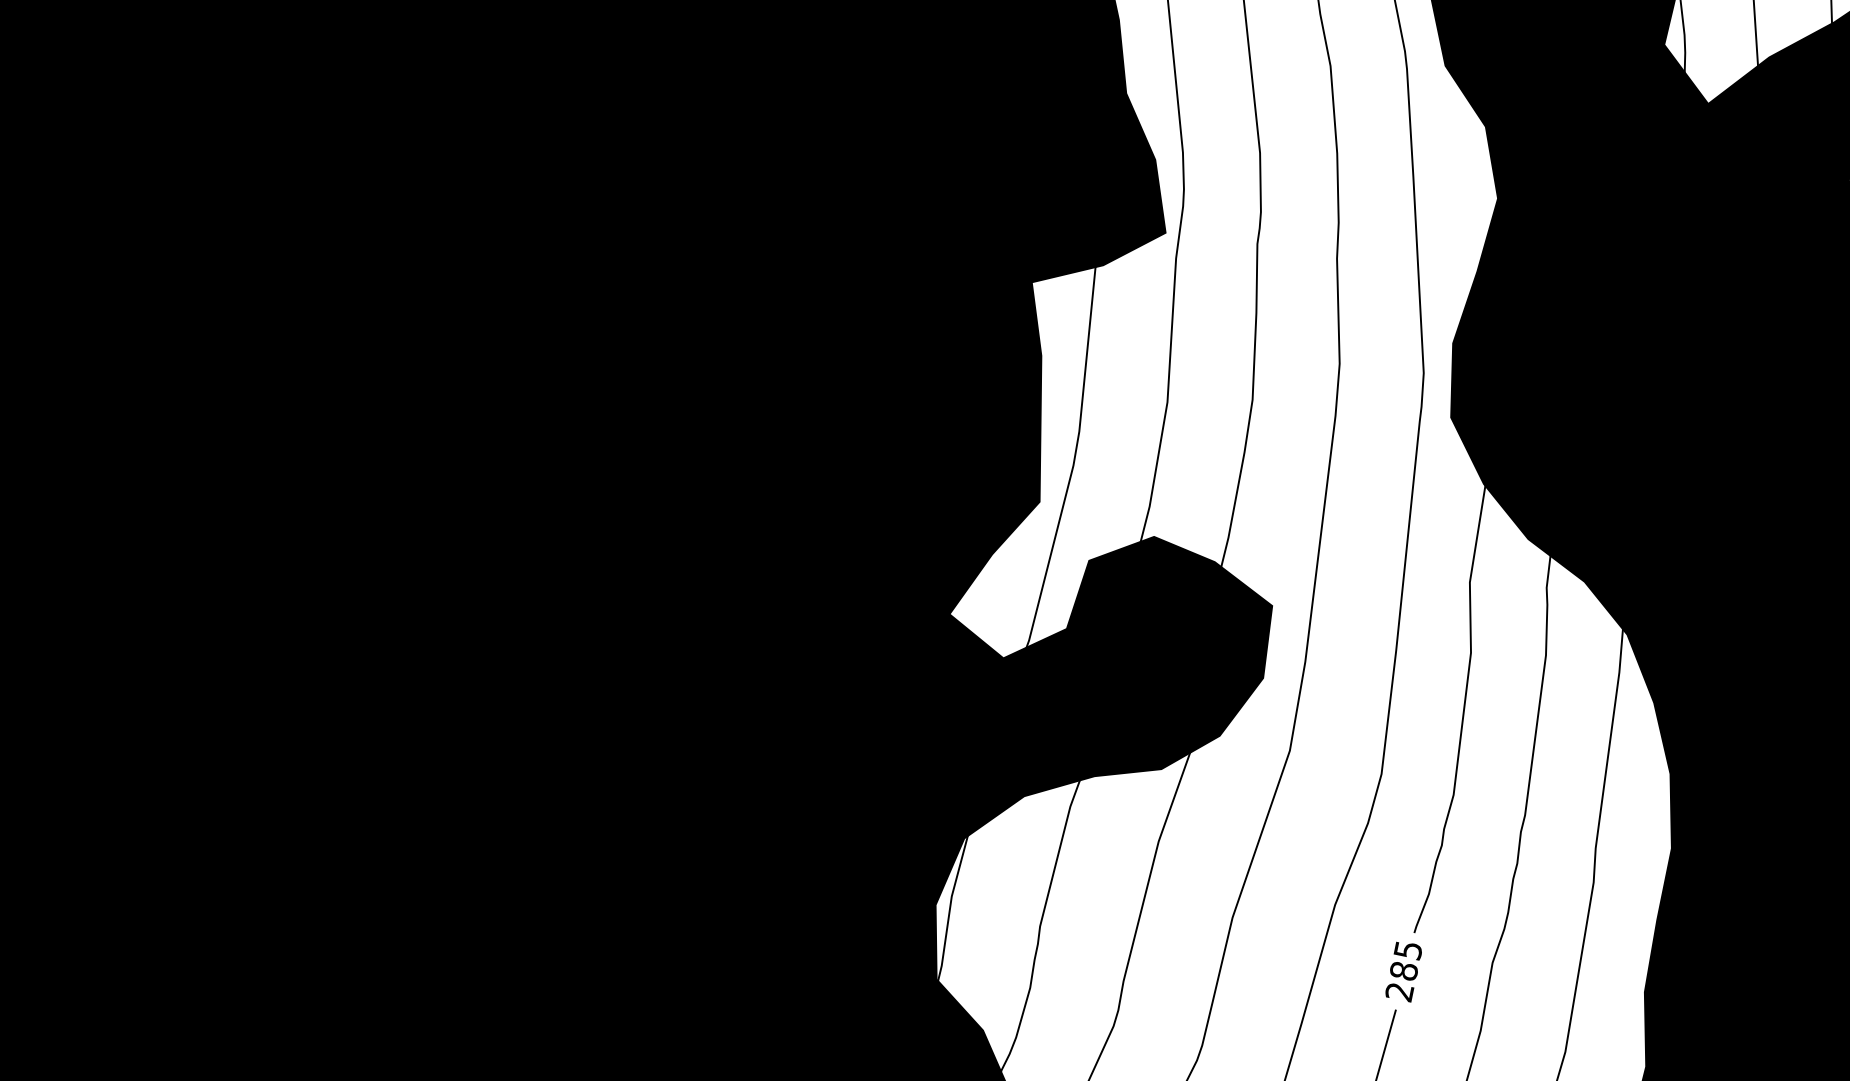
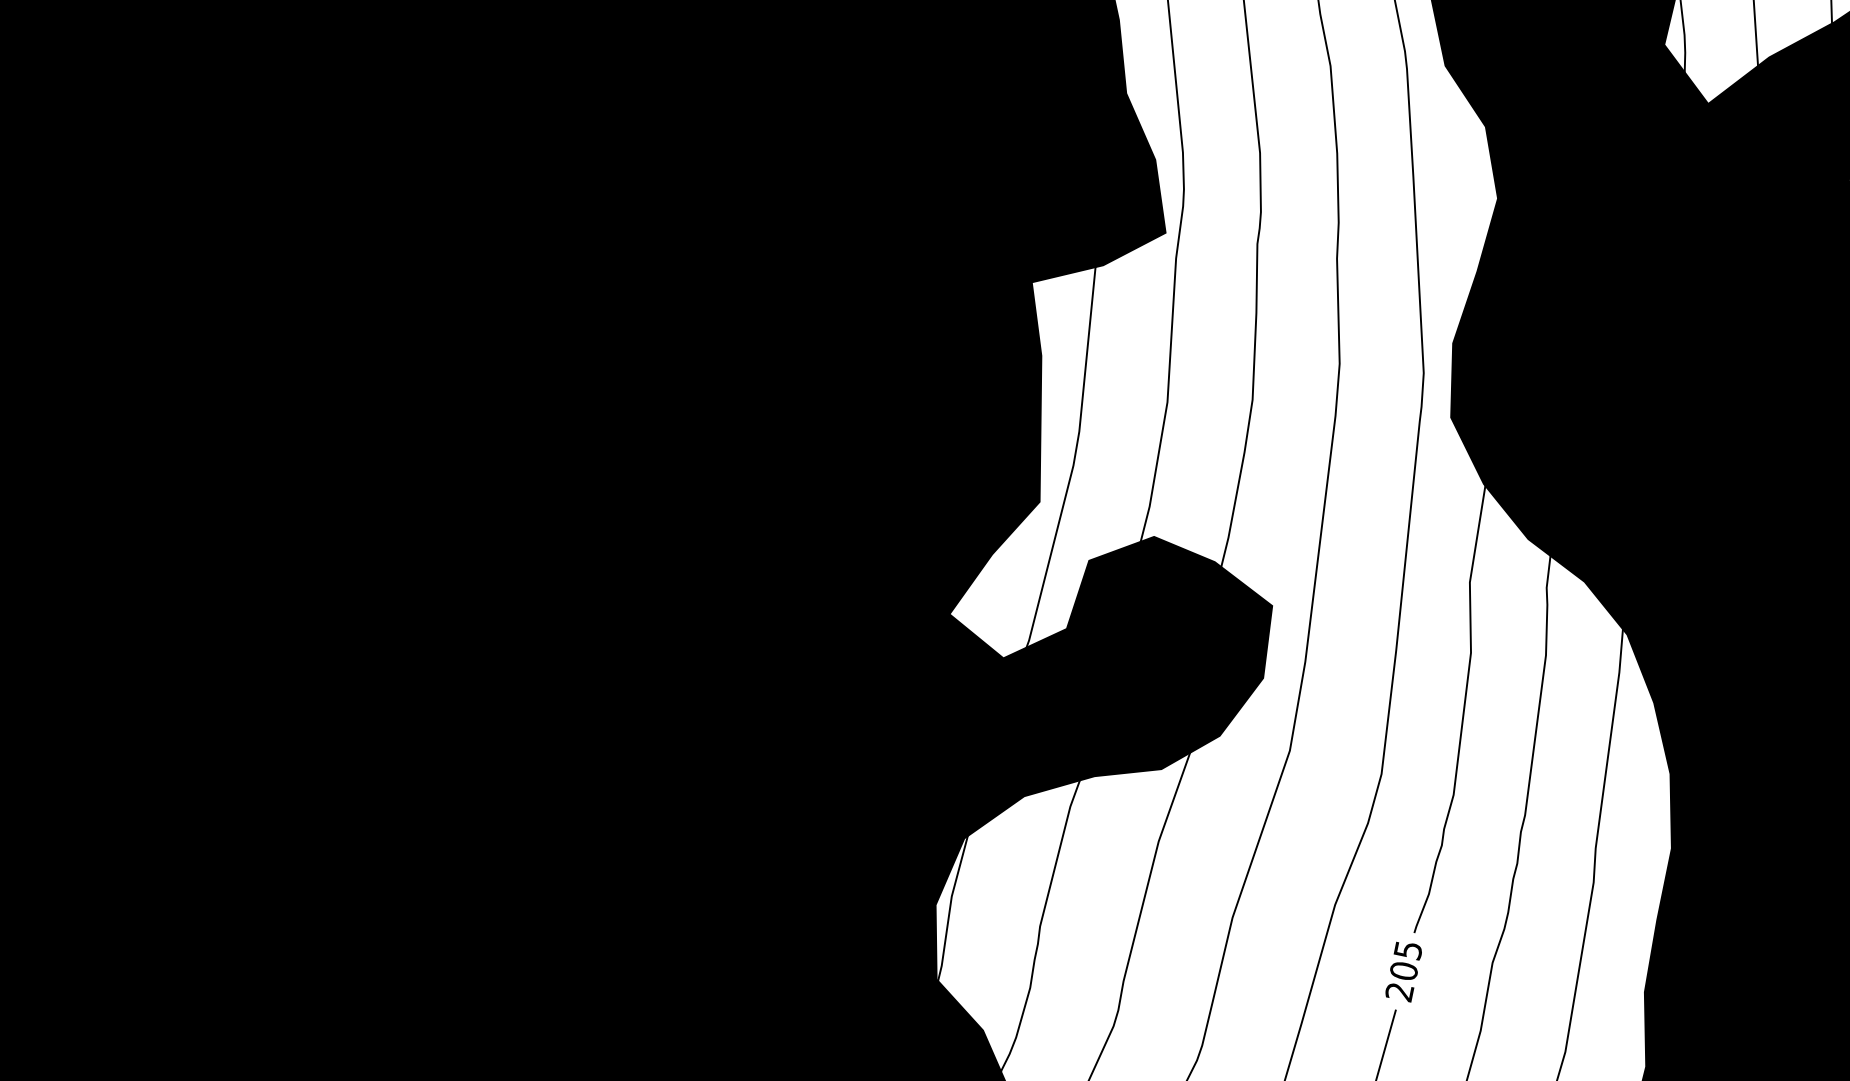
text: 285 -> 205 (1403, 971)
